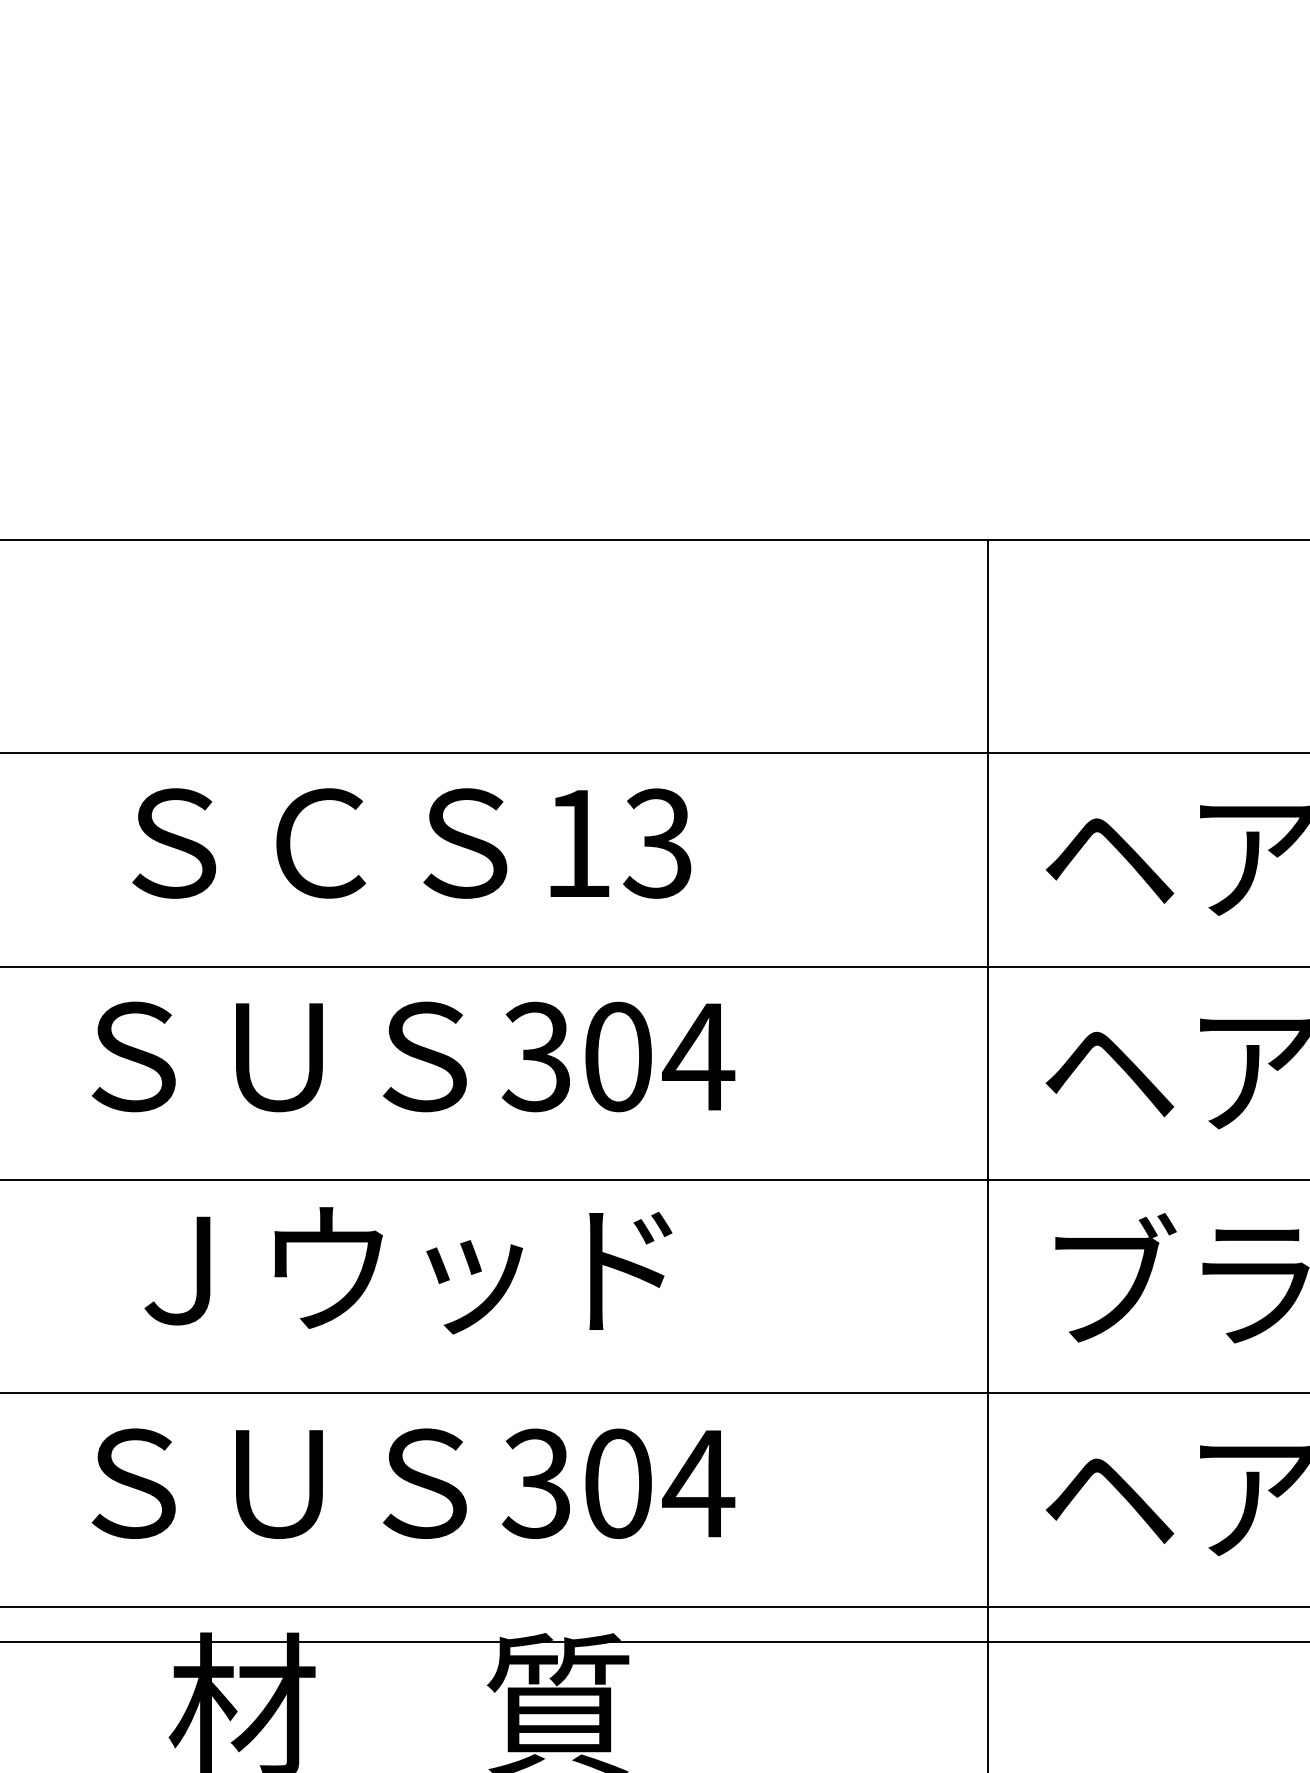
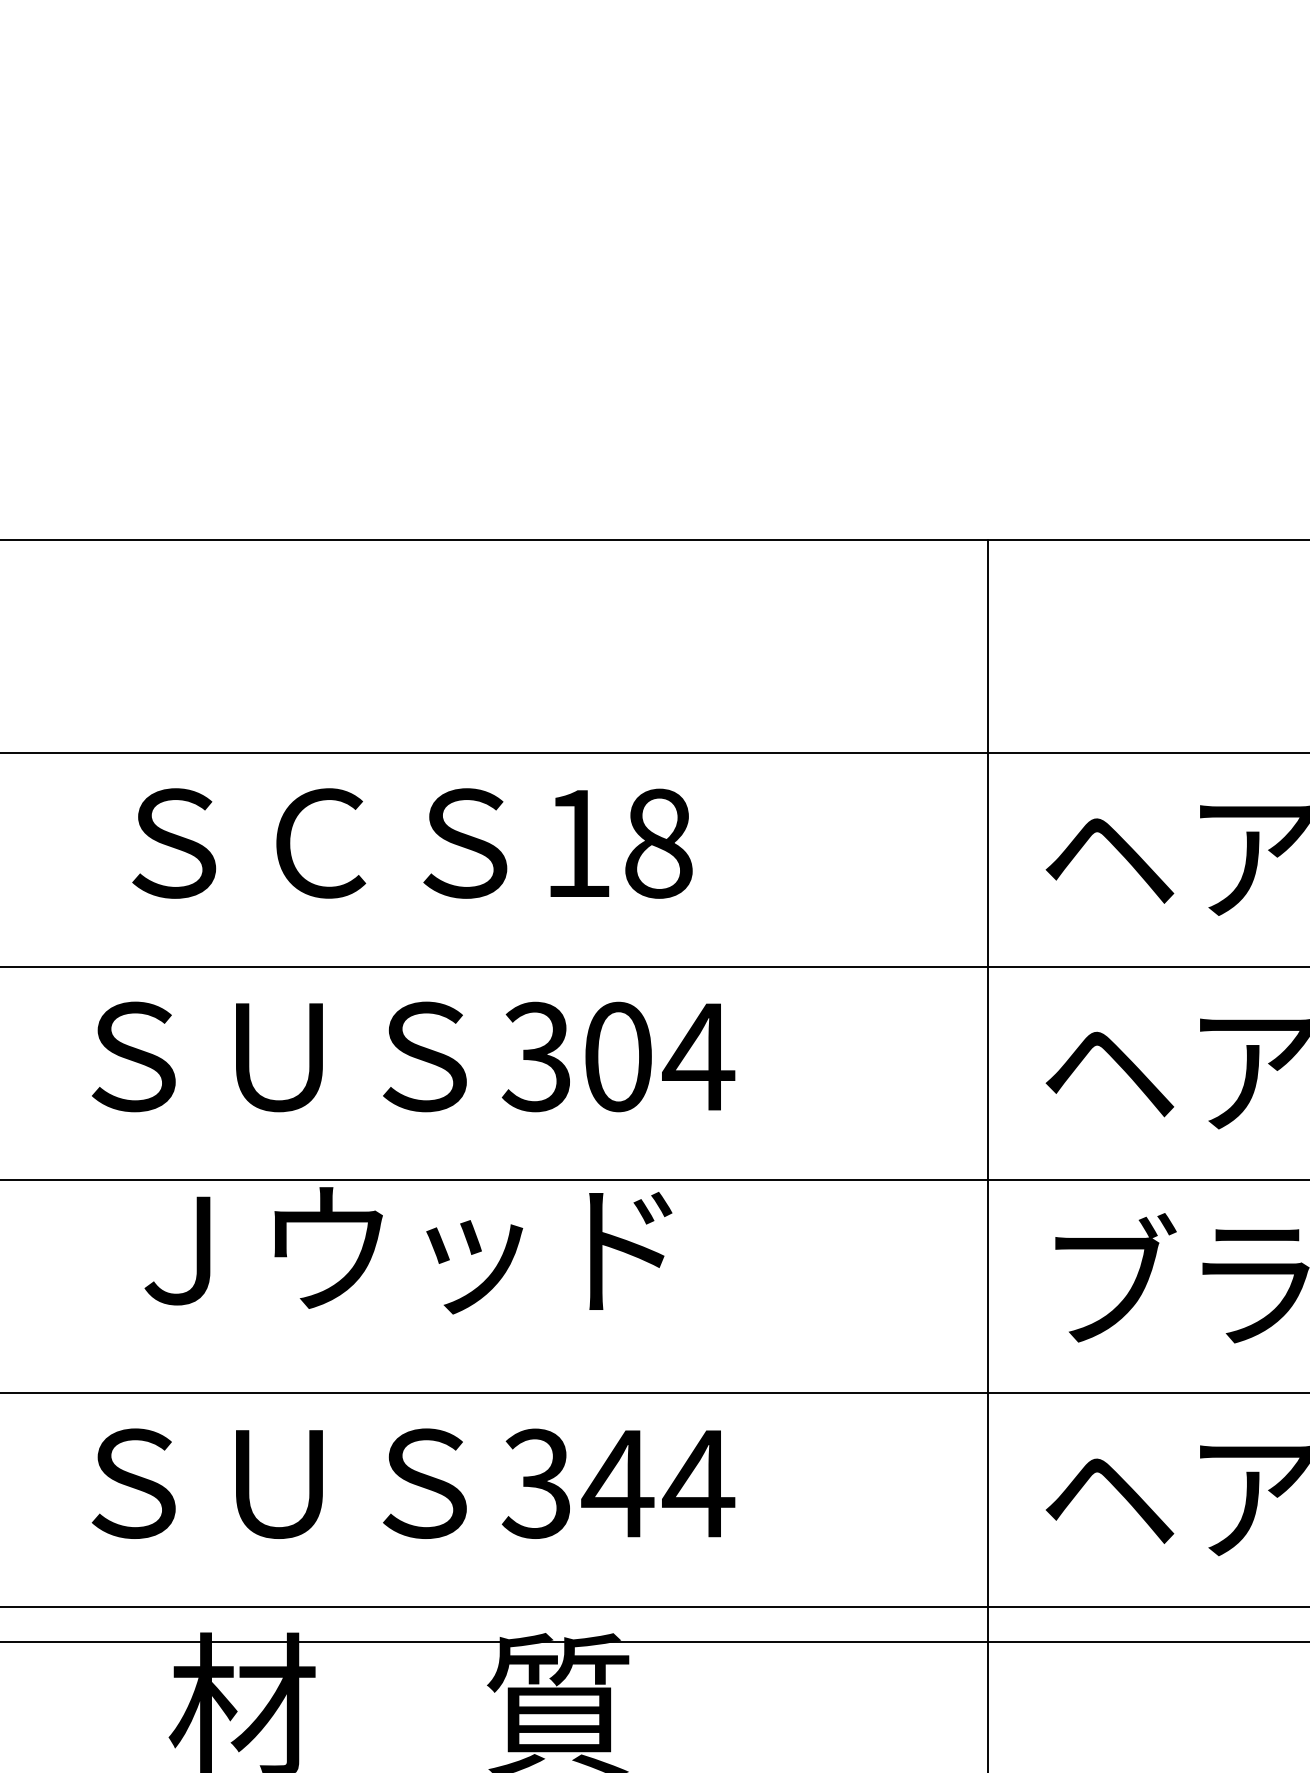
text: 13 -> 18 (657, 843)
text position: (408, 1270) -> (408, 1250) (408, 1250)
text: 304 -> 344 (617, 1483)
